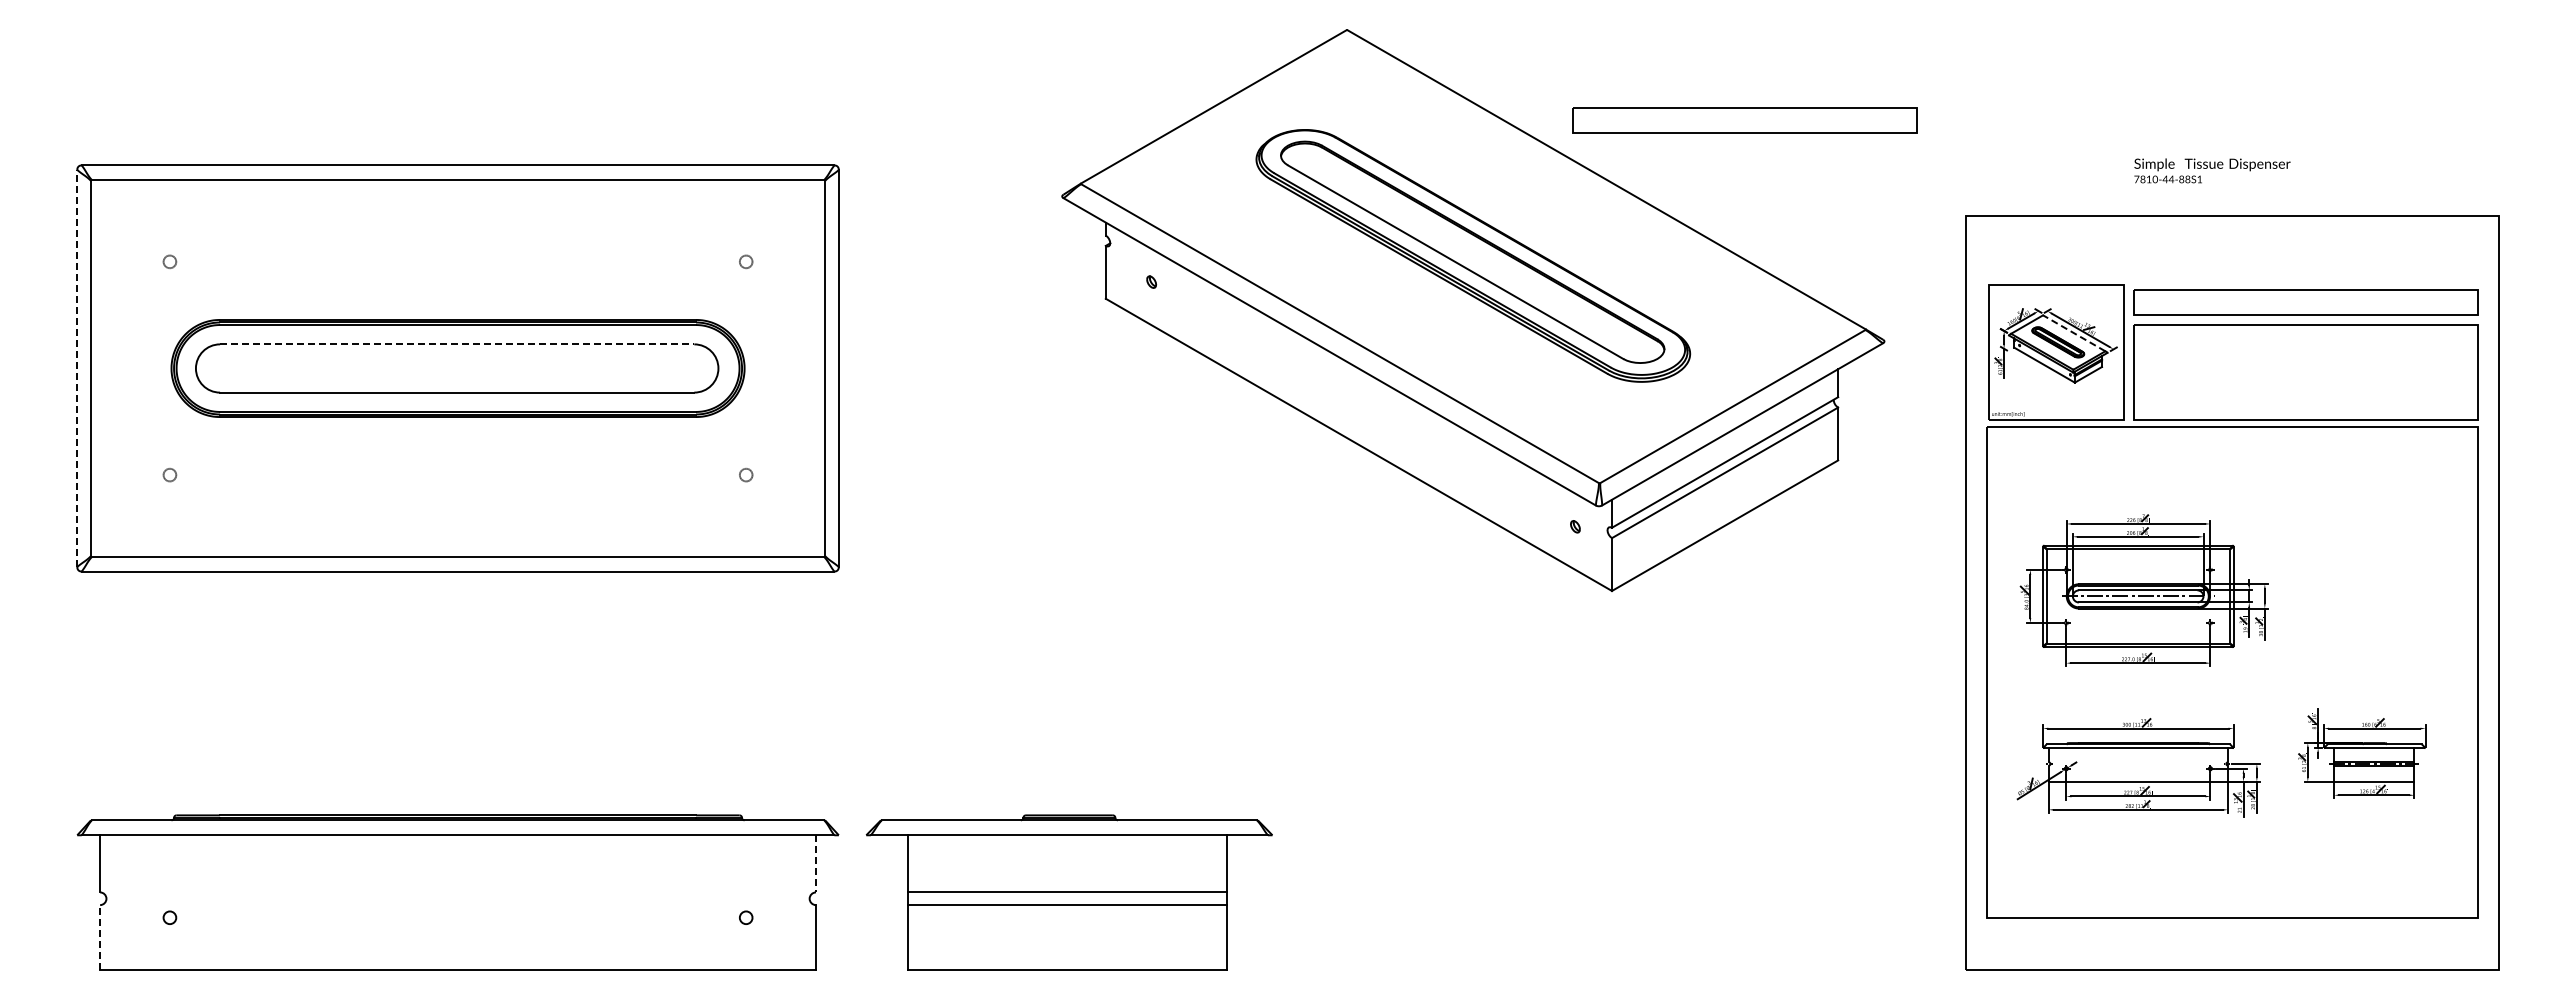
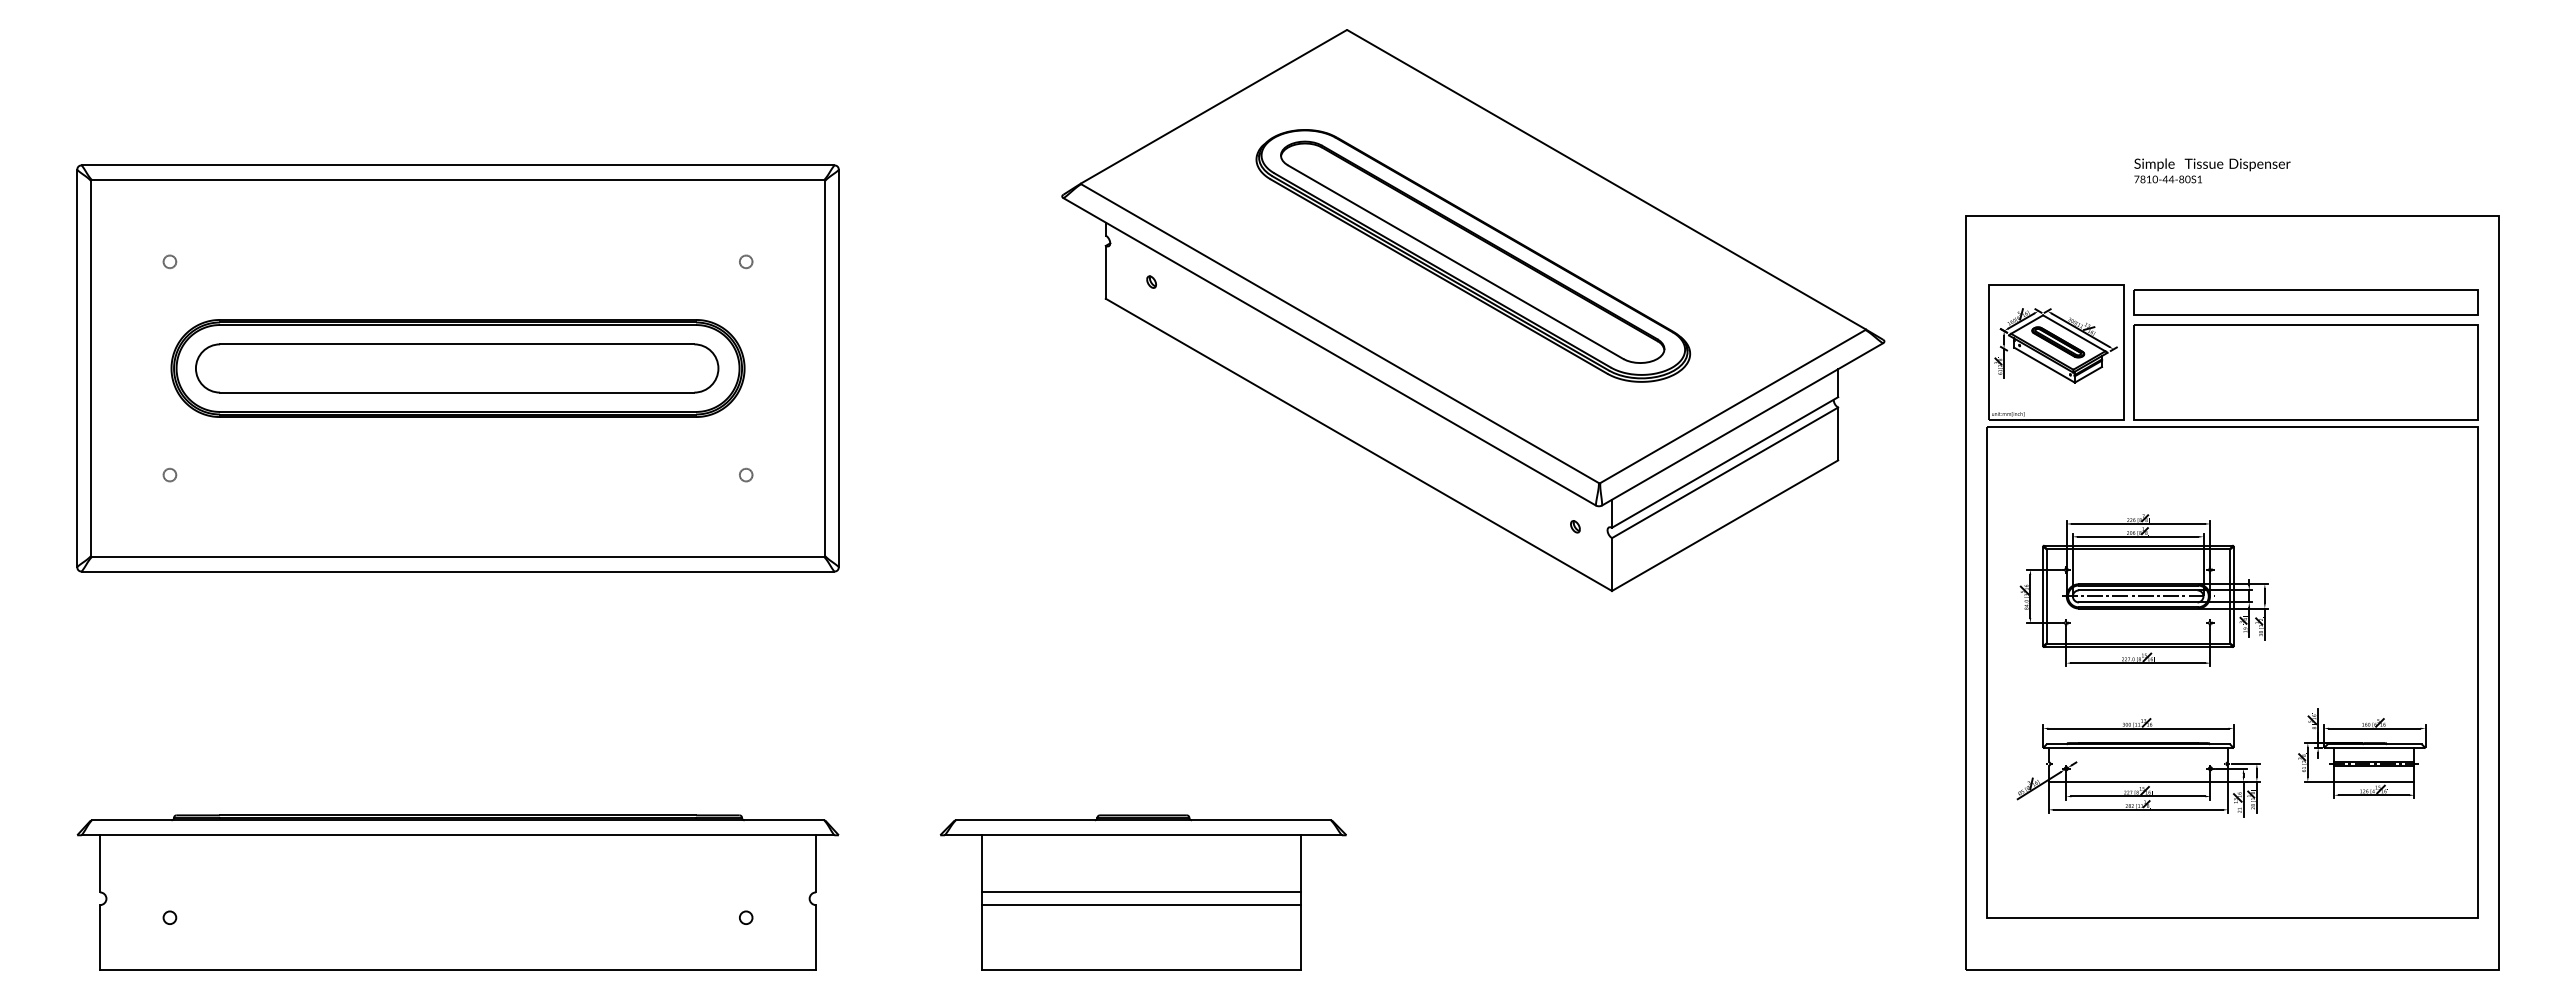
part: present -> none (1744, 120)
text: 7810-44-88S1 -> 7810-44-80S1 (2187, 179)
line: dashed -> solid (2074, 333)
line: dashed -> solid (457, 344)
line: dashed -> solid (77, 368)
line: dashed -> solid (815, 863)
part position: (1068, 892) -> (1142, 892) (1142, 892)
line: dashed -> solid (100, 936)
